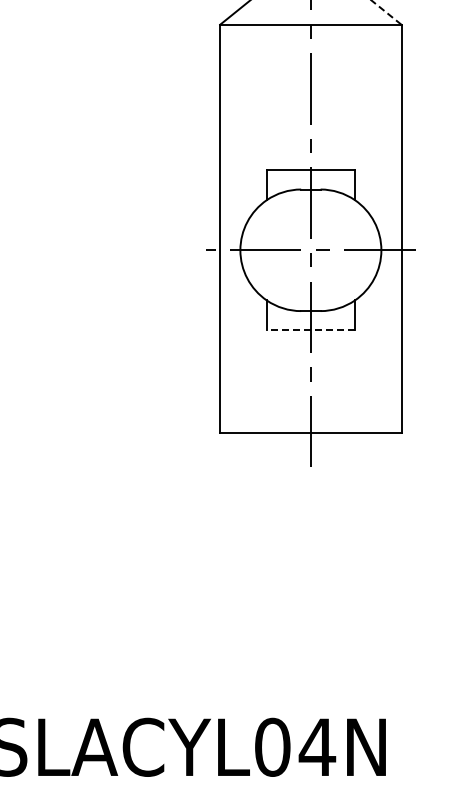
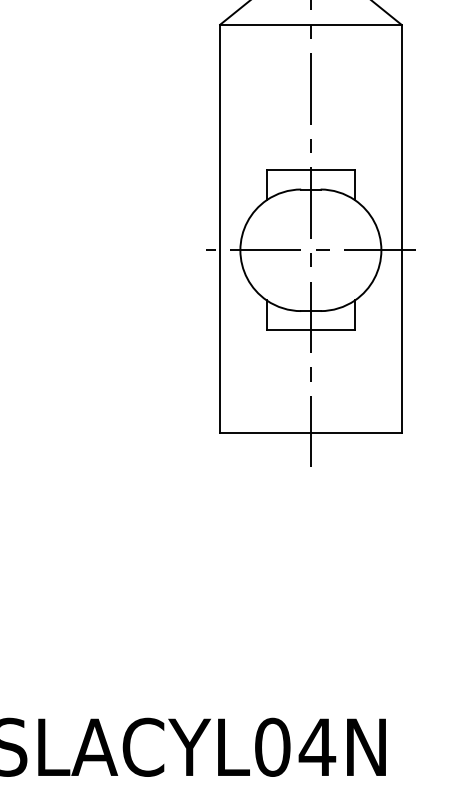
line: dashed -> solid (386, 12)
line: dashed -> solid (310, 330)
